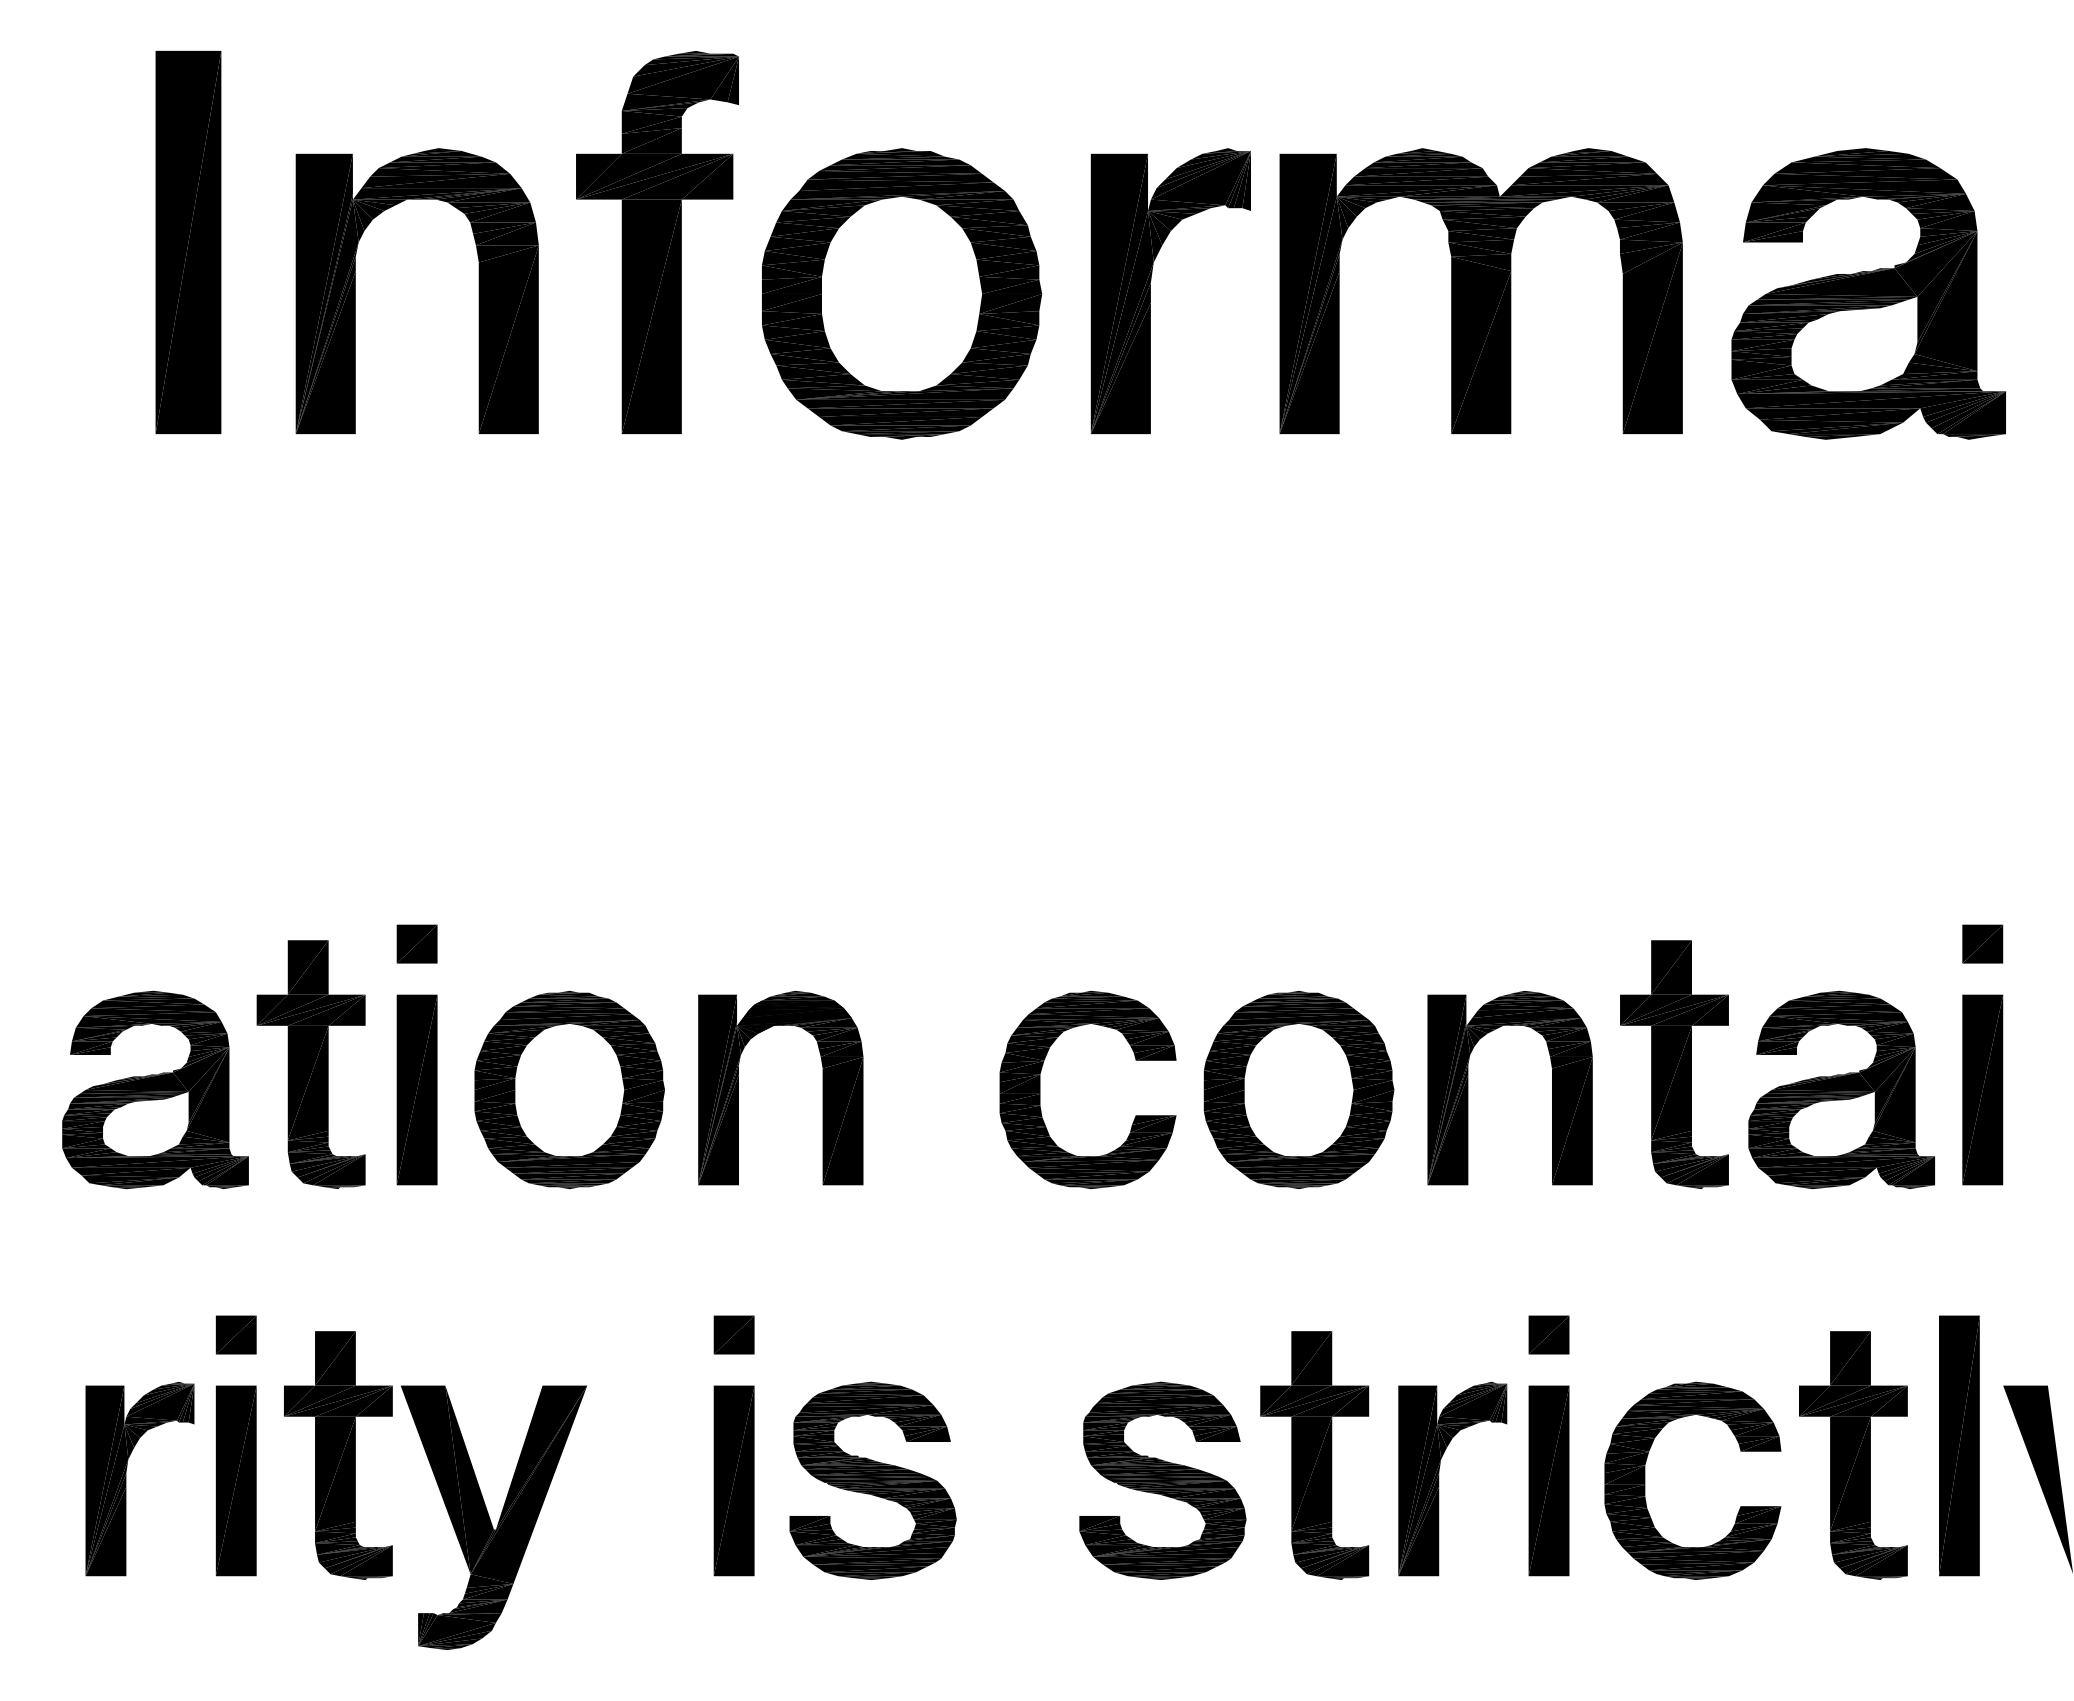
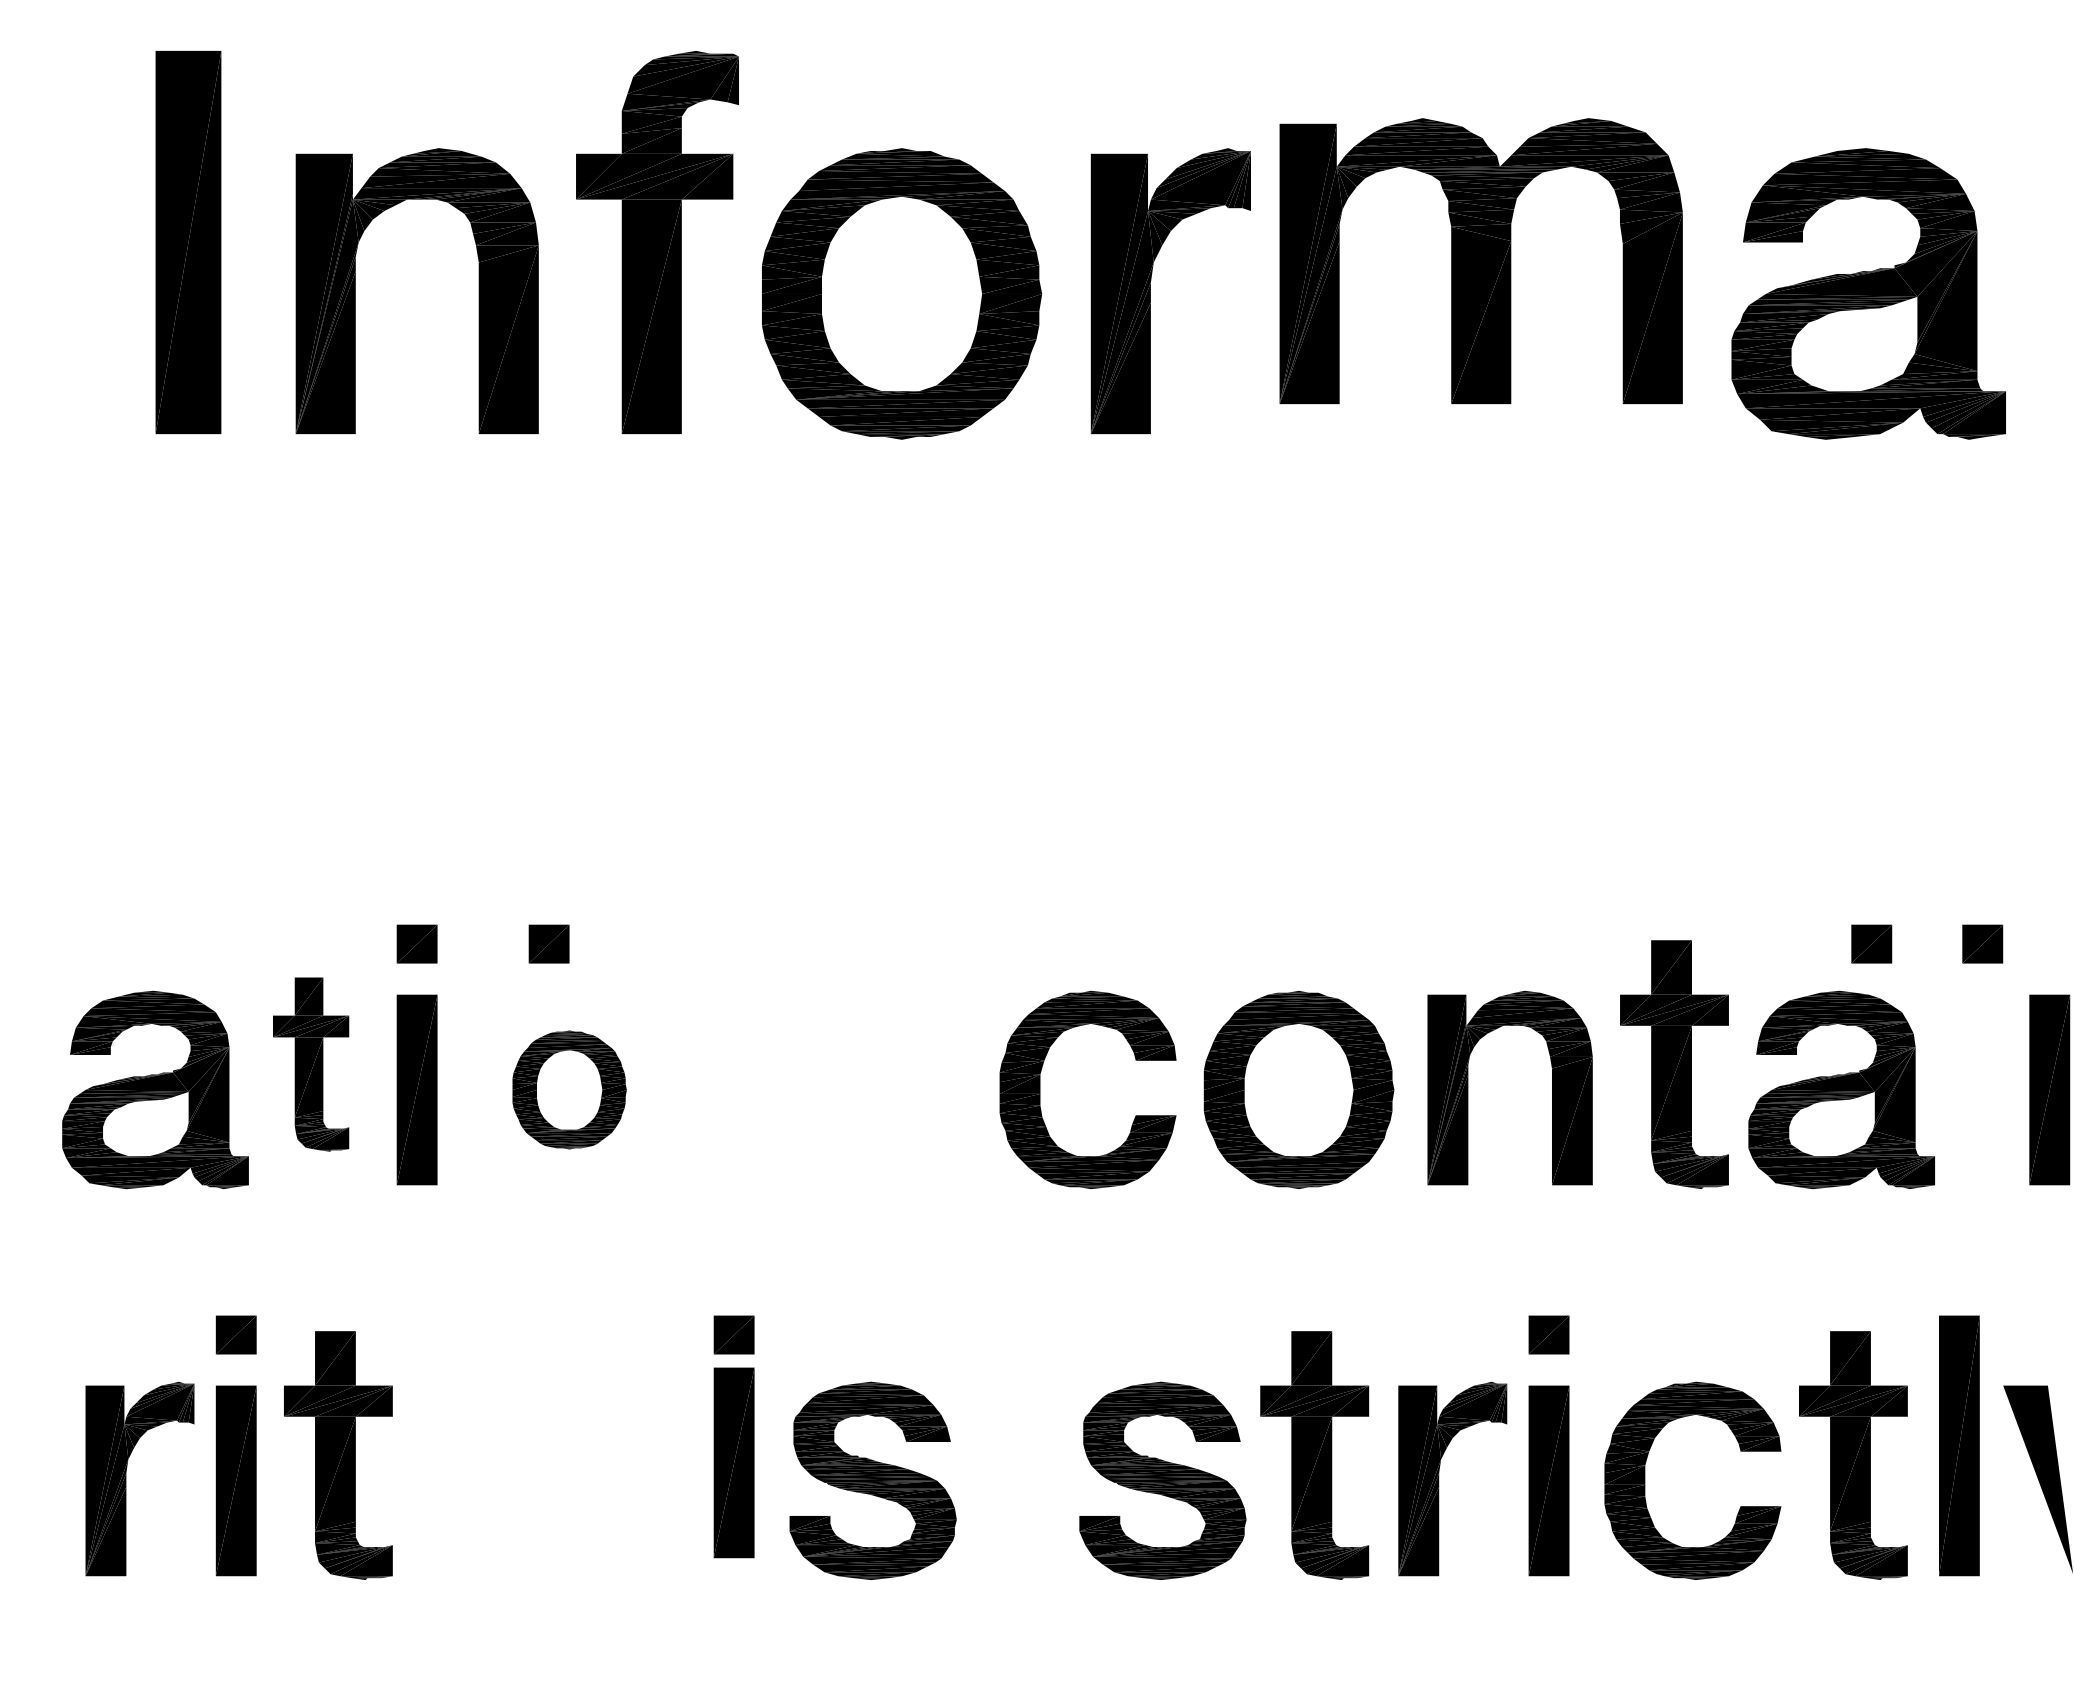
part position: (1480, 291) -> (1480, 261) (1480, 261)
part: none -> present (548, 943)
part: none -> present (1871, 943)
part size: 110x249 px -> 77x175 px (311, 1064)
part: present -> none (738, 1087)
part size: 191x200 px -> 115x120 px (569, 1089)
part position: (1982, 1089) -> (2049, 1089) (2049, 1089)
part position: (733, 1480) -> (733, 1462) (733, 1462)
part: present -> none (493, 1517)
